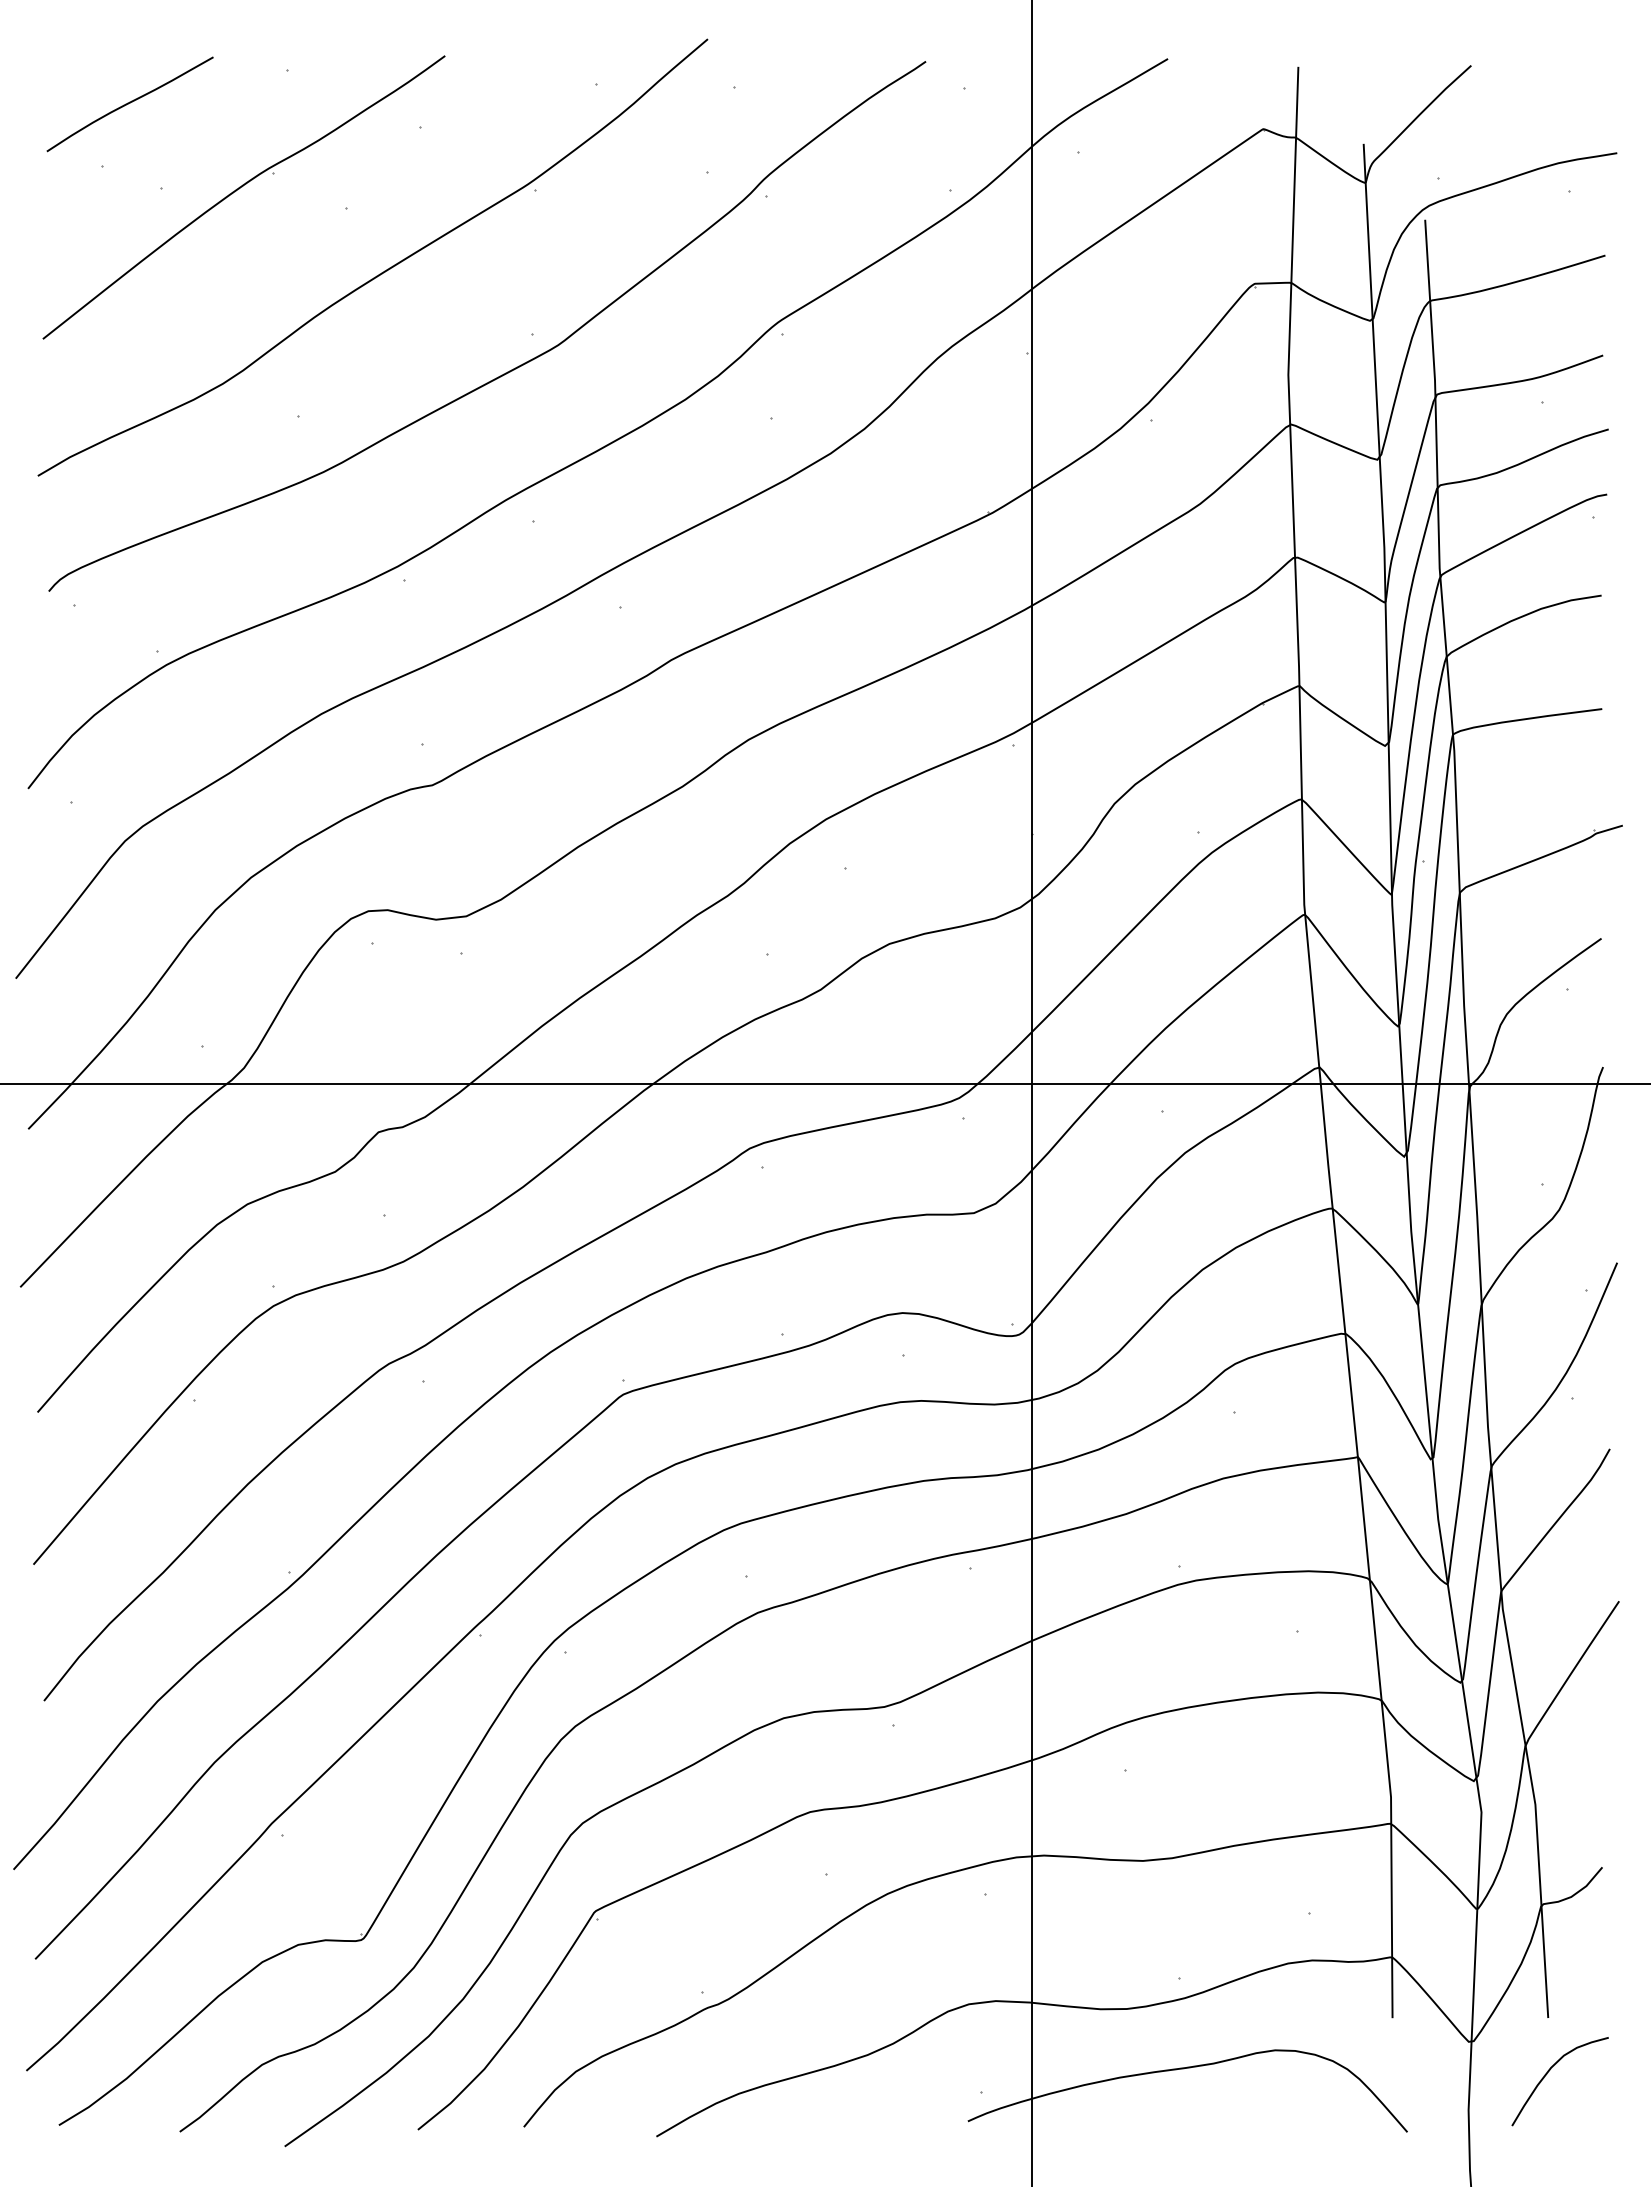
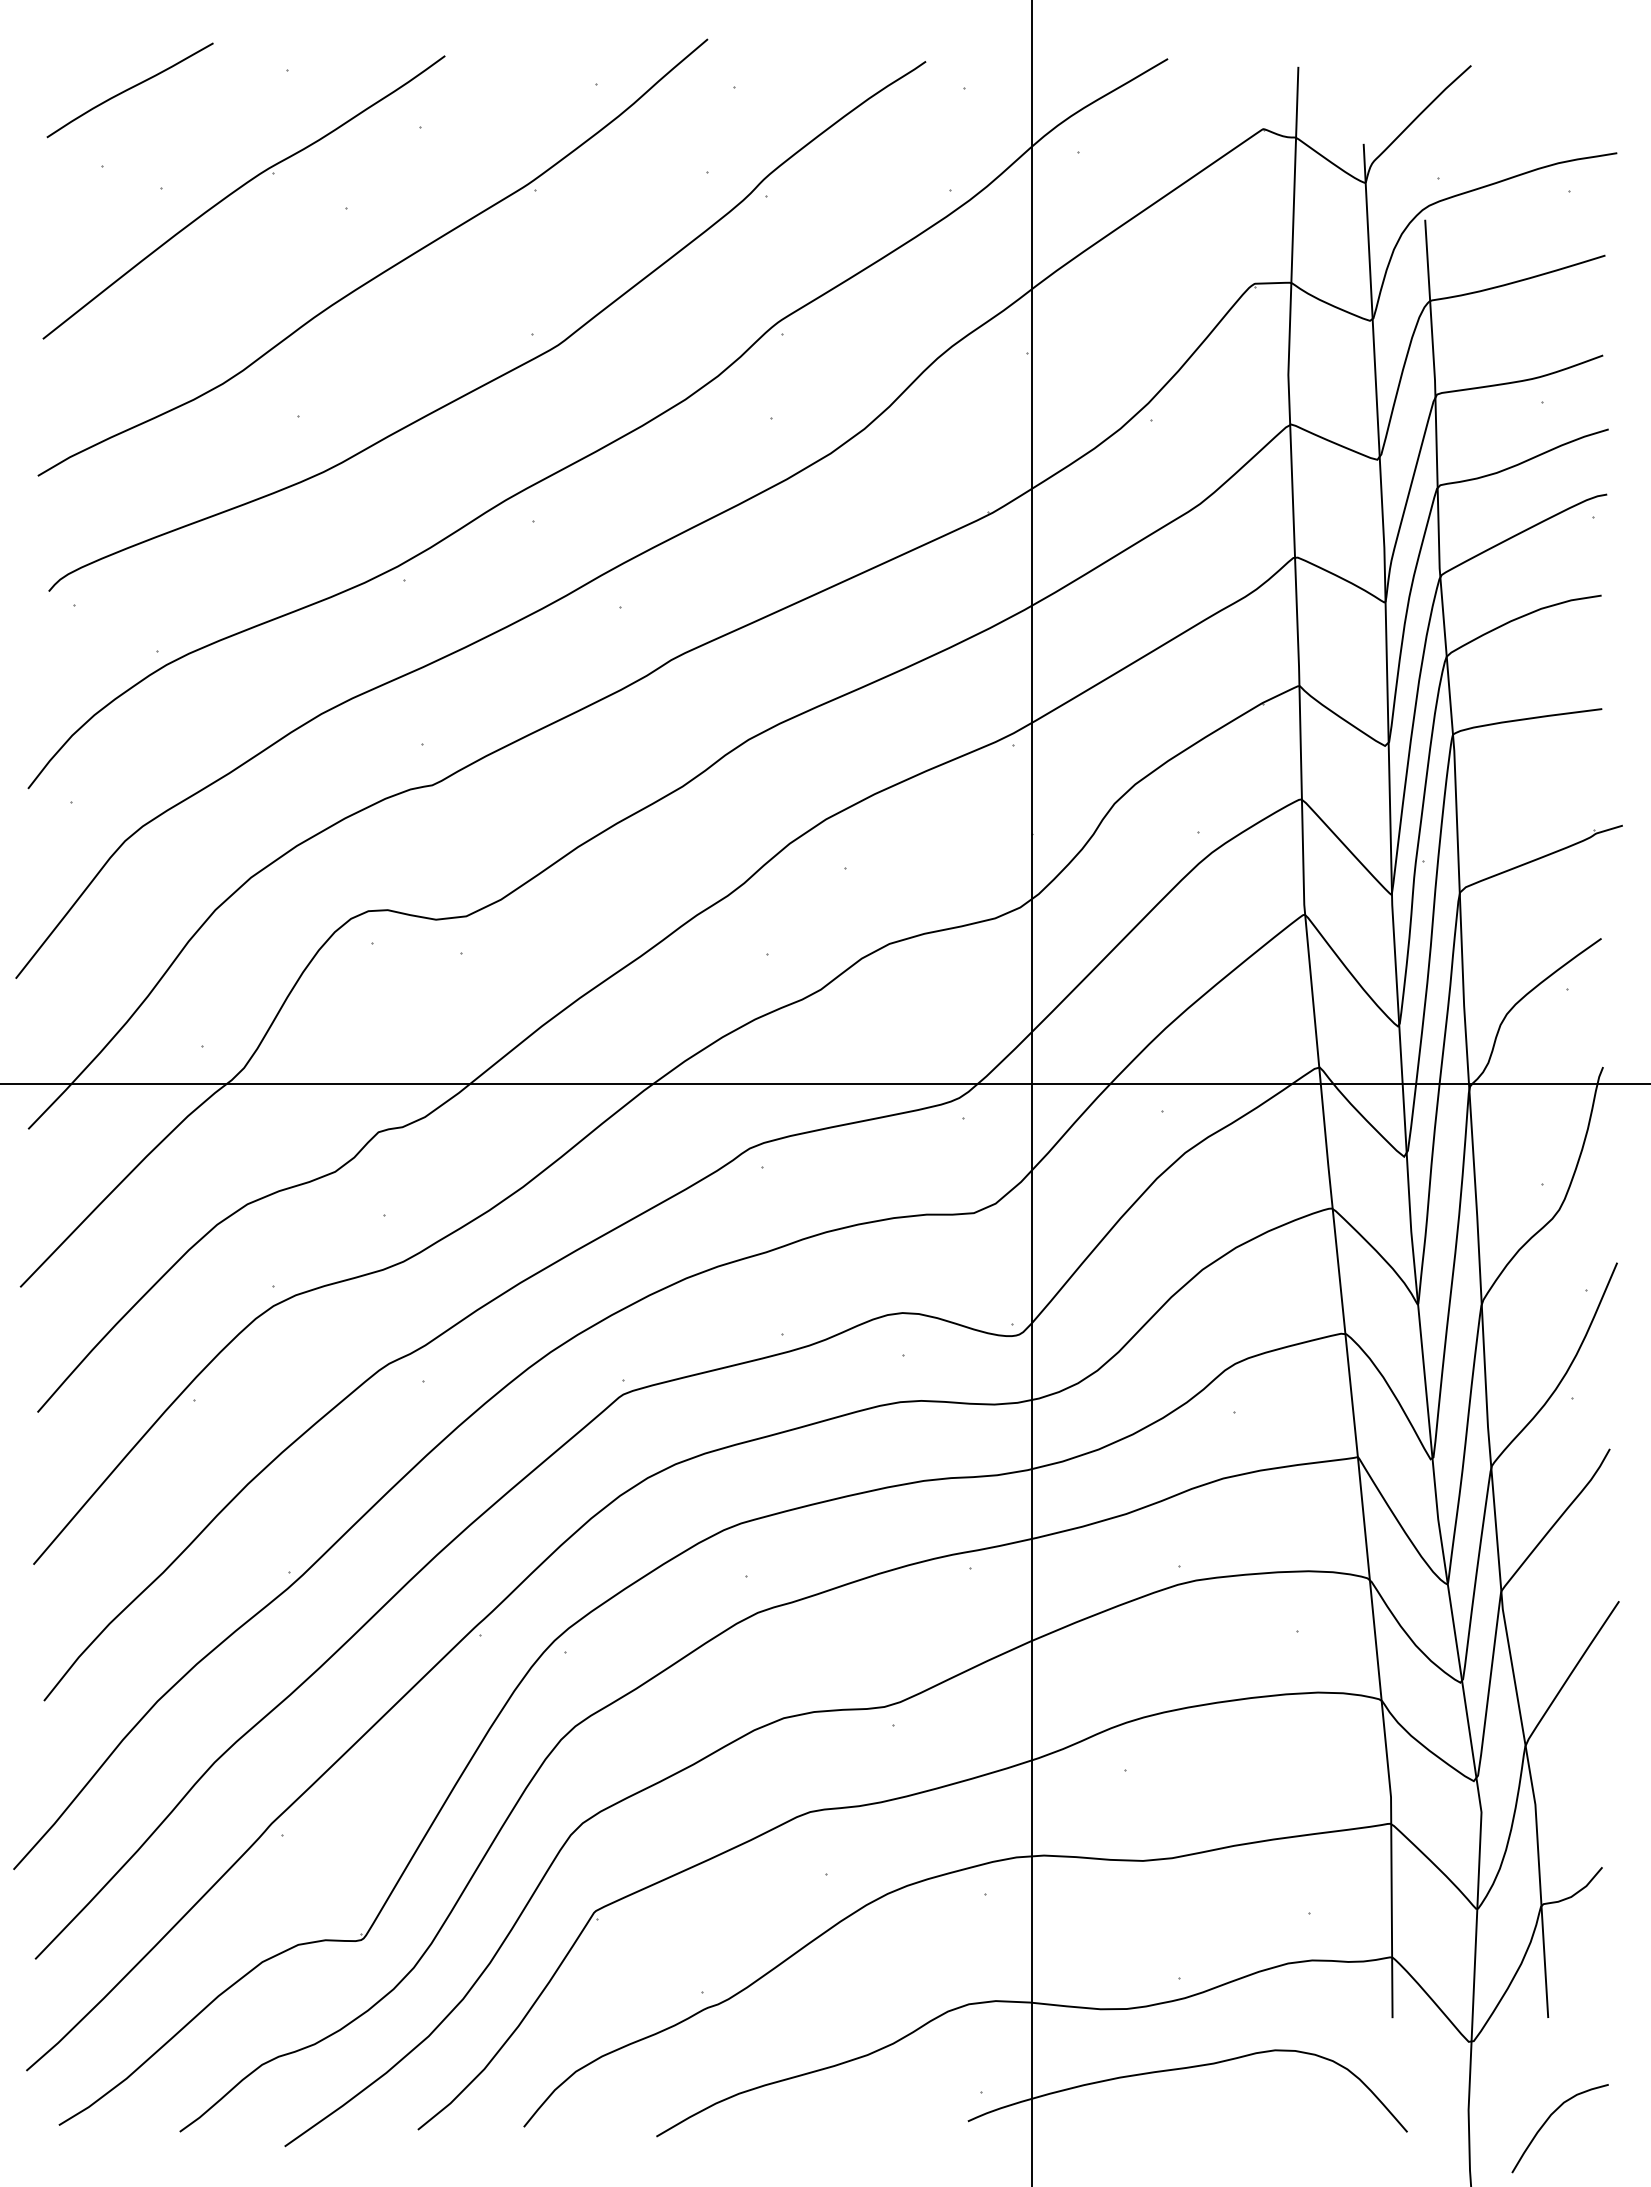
curve position: (129, 103) -> (129, 89) (129, 89)
curve position: (1547, 2074) -> (1547, 2121) (1547, 2121)
